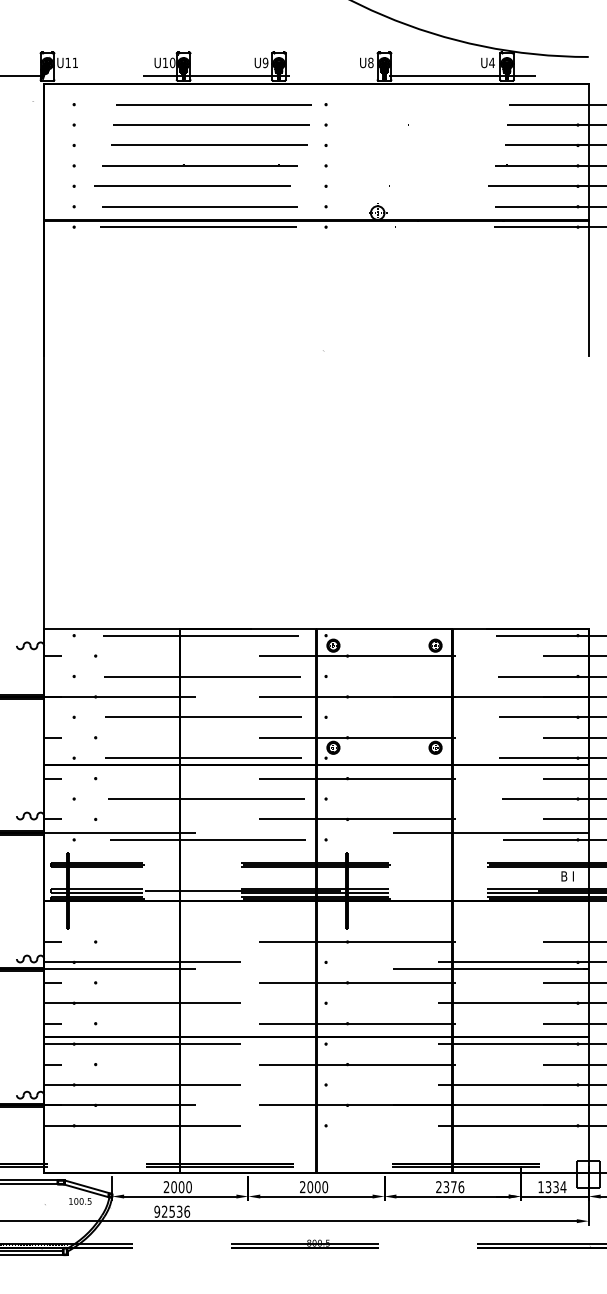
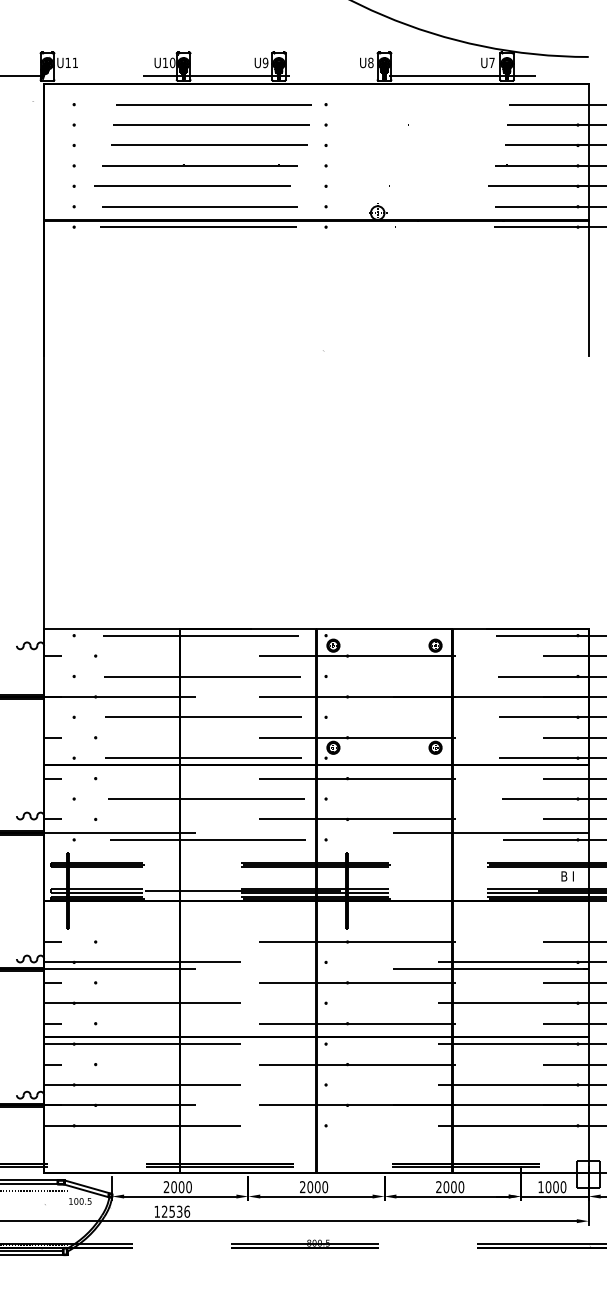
text: U4 -> U7 (491, 62)
text: 2376 -> 2000 (453, 1187)
text: 1334 -> 1000 (555, 1187)
line: none -> present (34, 1190)
text: 92536 -> 12536 (157, 1211)
